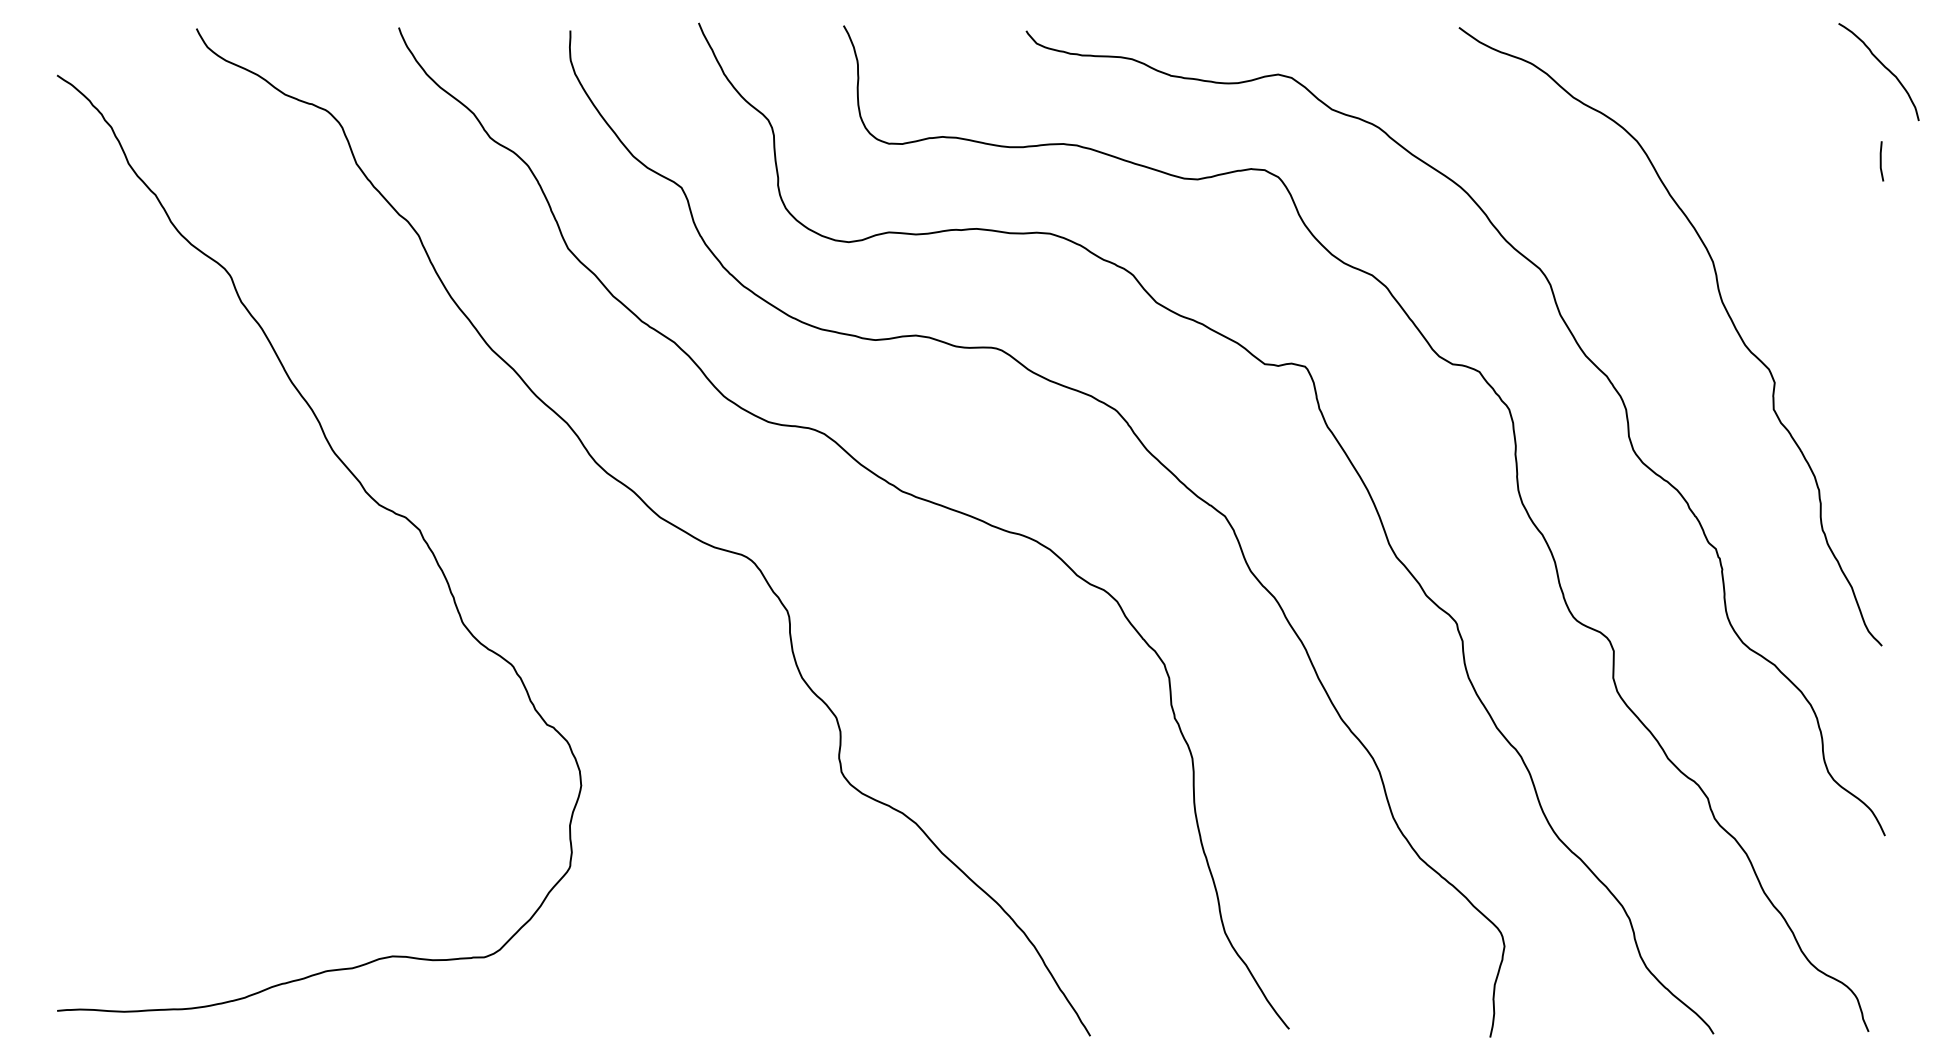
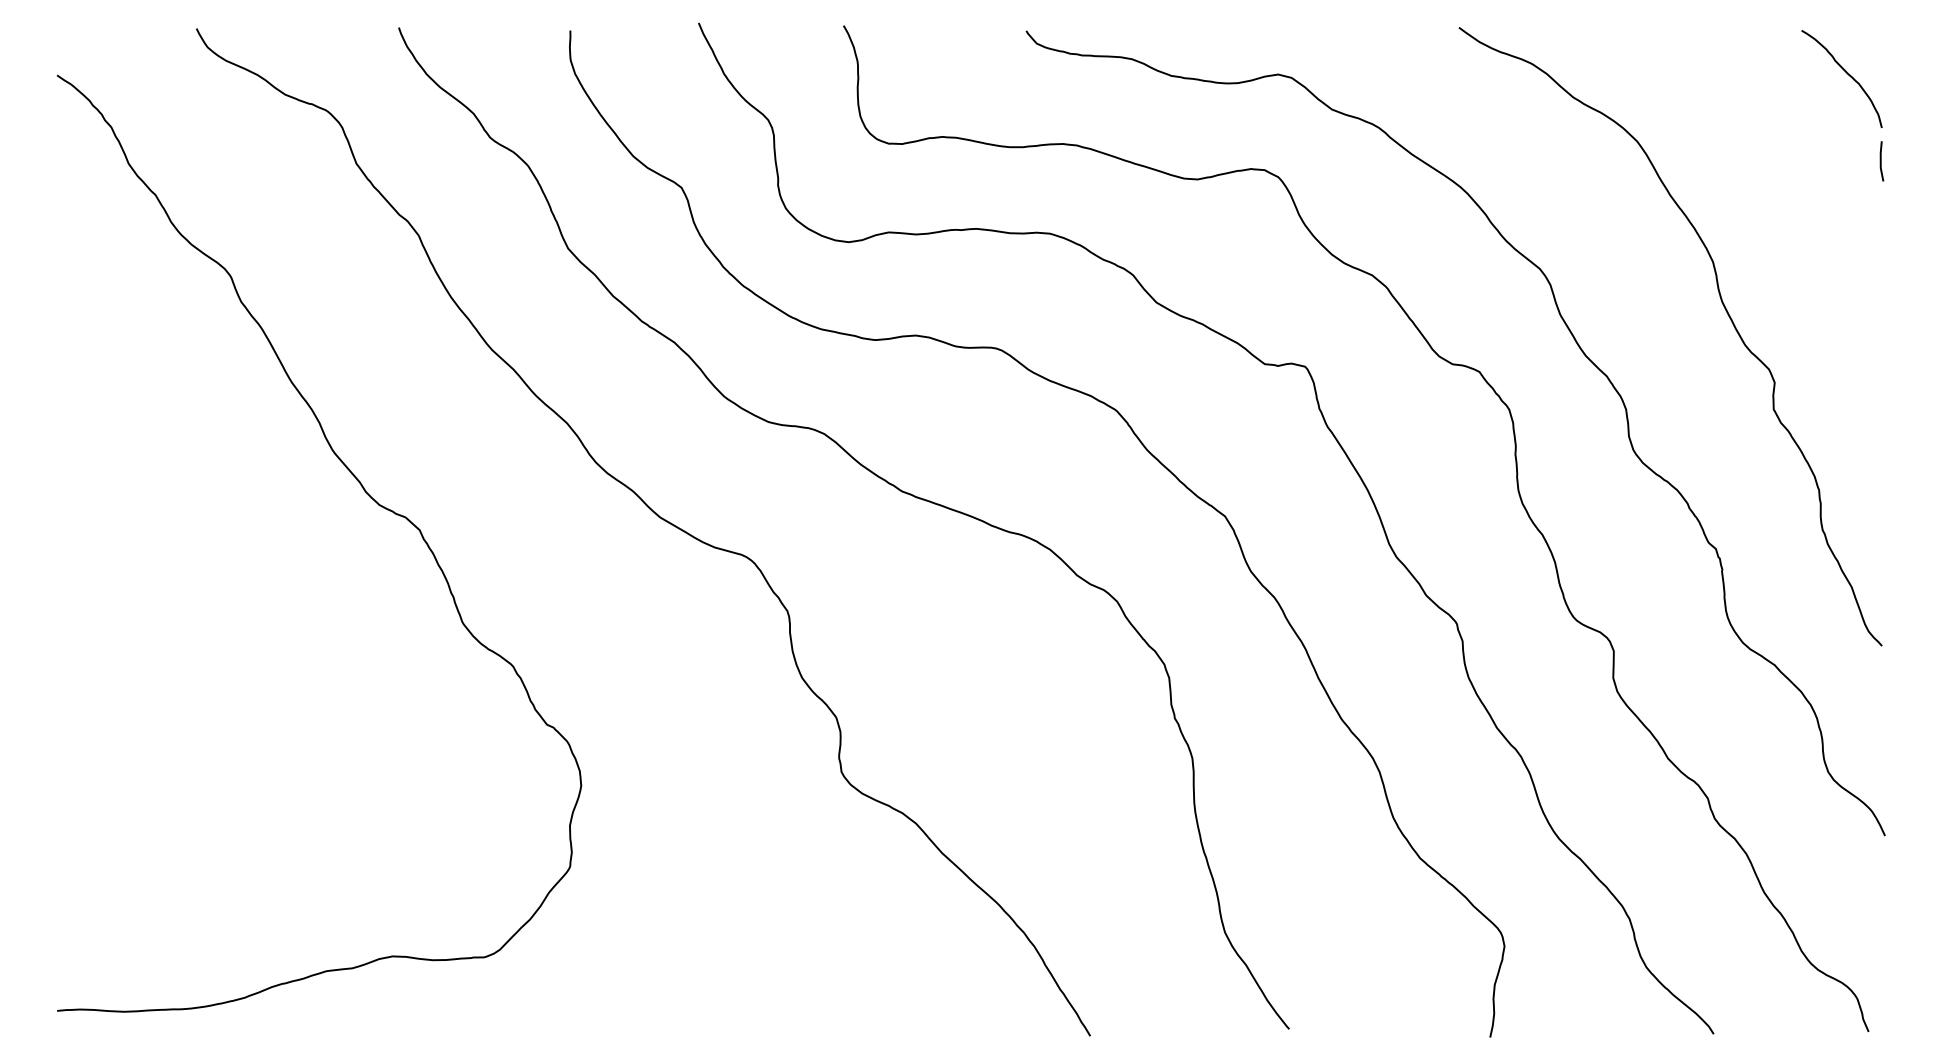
curve position: (1883, 66) -> (1846, 73) (1846, 73)
